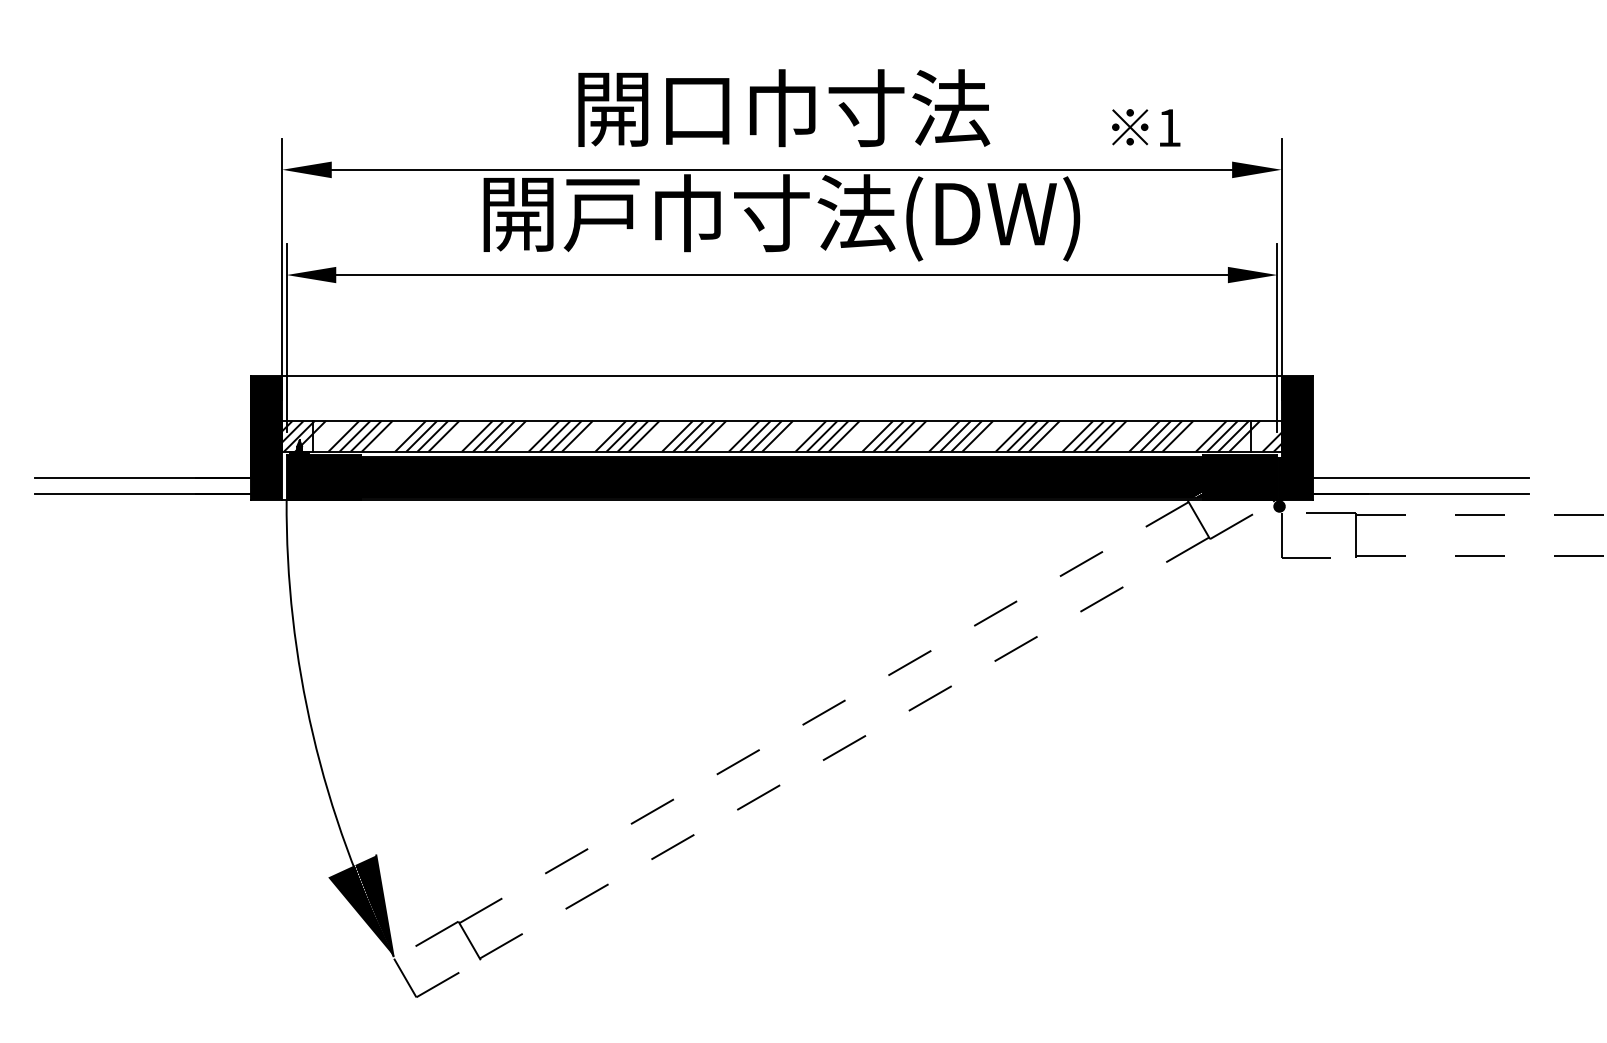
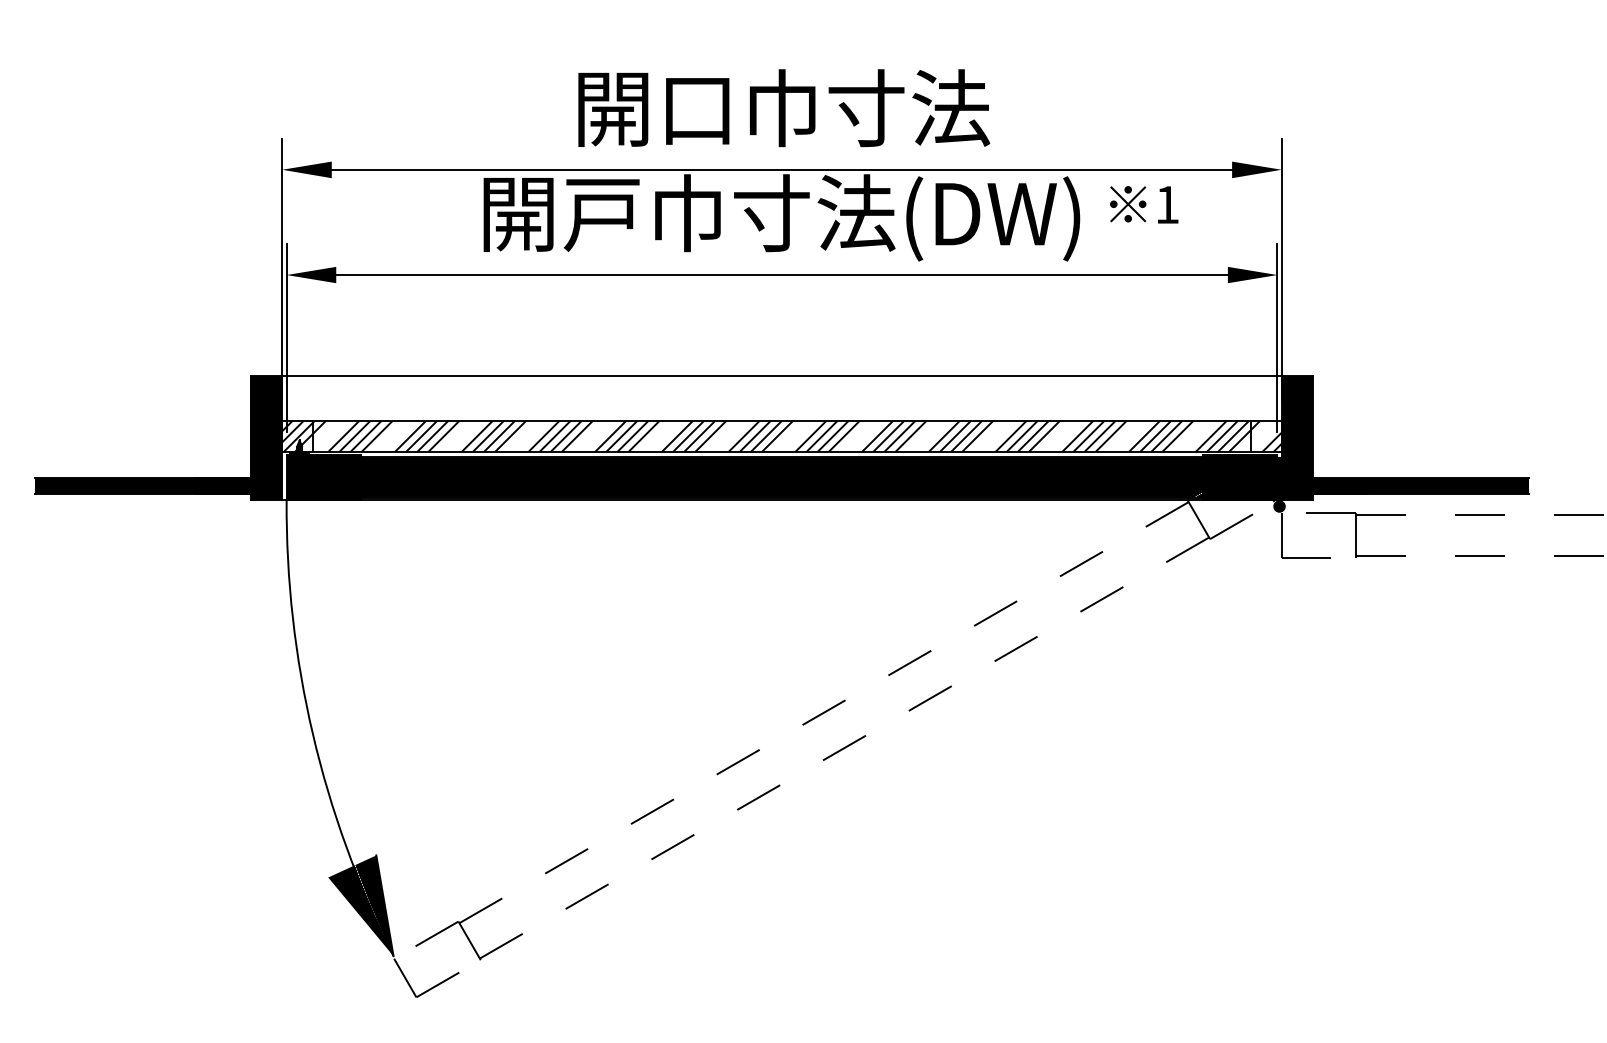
text position: (1146, 127) -> (1144, 204) (1144, 204)
fill: none -> present (142, 485)
fill: none -> present (1420, 485)
